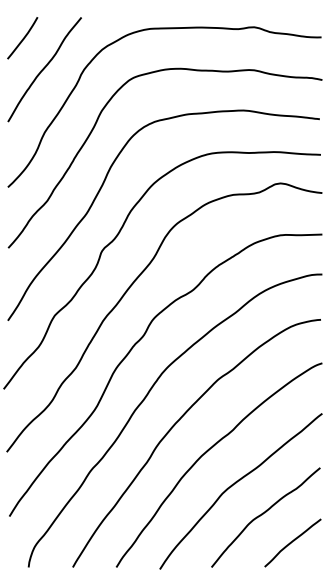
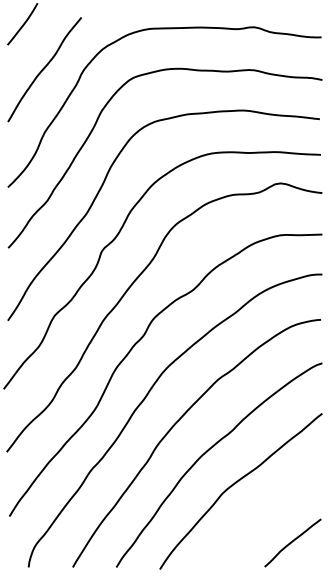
curve position: (22, 38) -> (22, 24) (22, 24)
curve: present -> none (263, 514)
